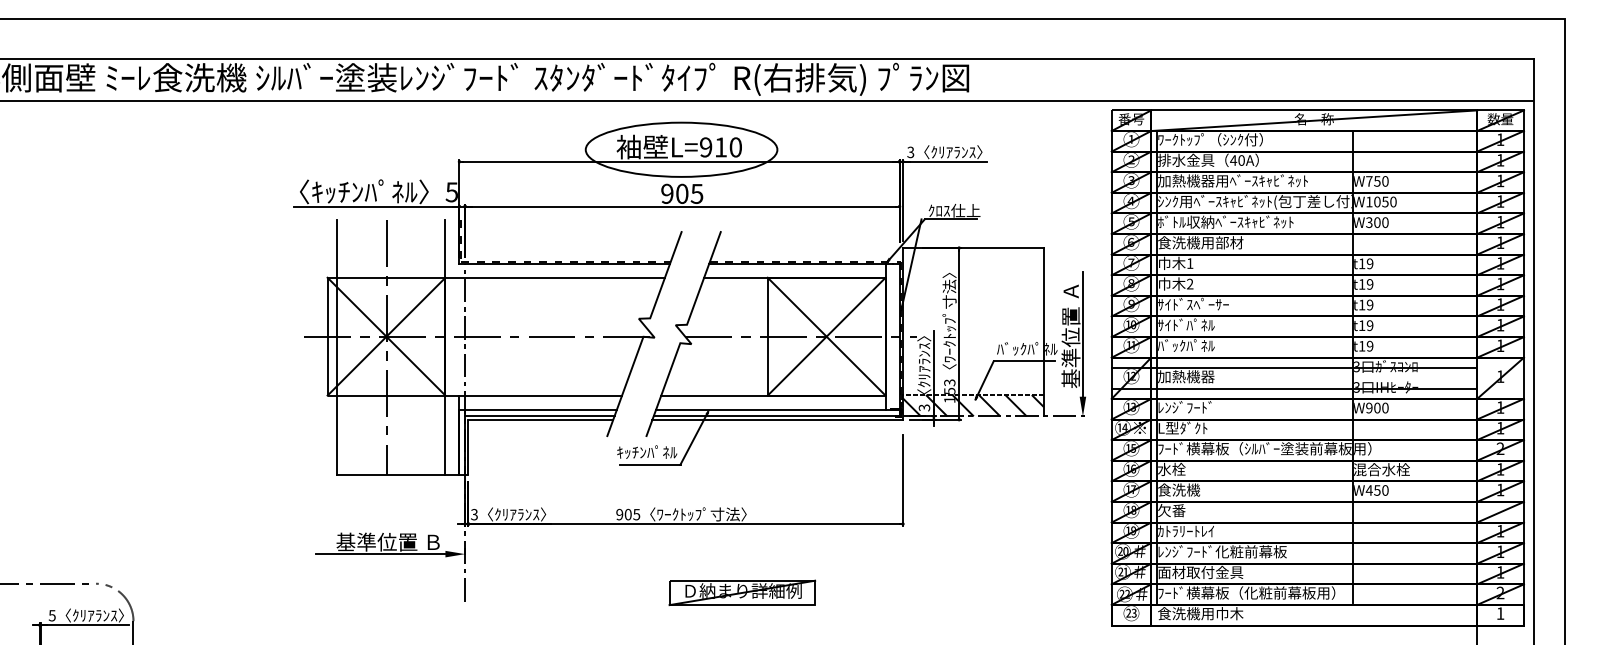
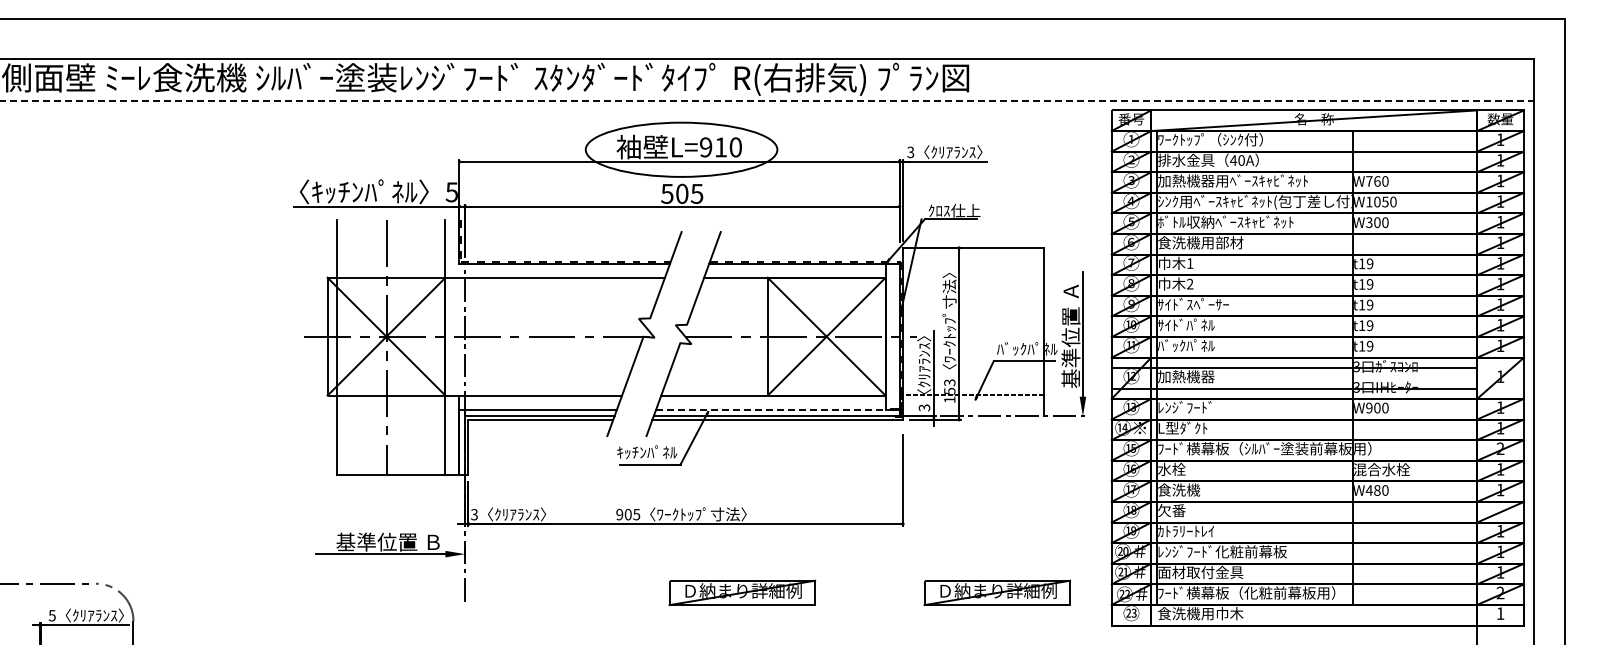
line: solid -> dashed (767, 101)
text: W750 -> W760 (1377, 181)
text: 905 -> 505 (667, 193)
hatch: present -> none (972, 405)
line: solid -> dashed (777, 409)
text: W450 -> W480 (1377, 490)
part: none -> present (997, 592)
